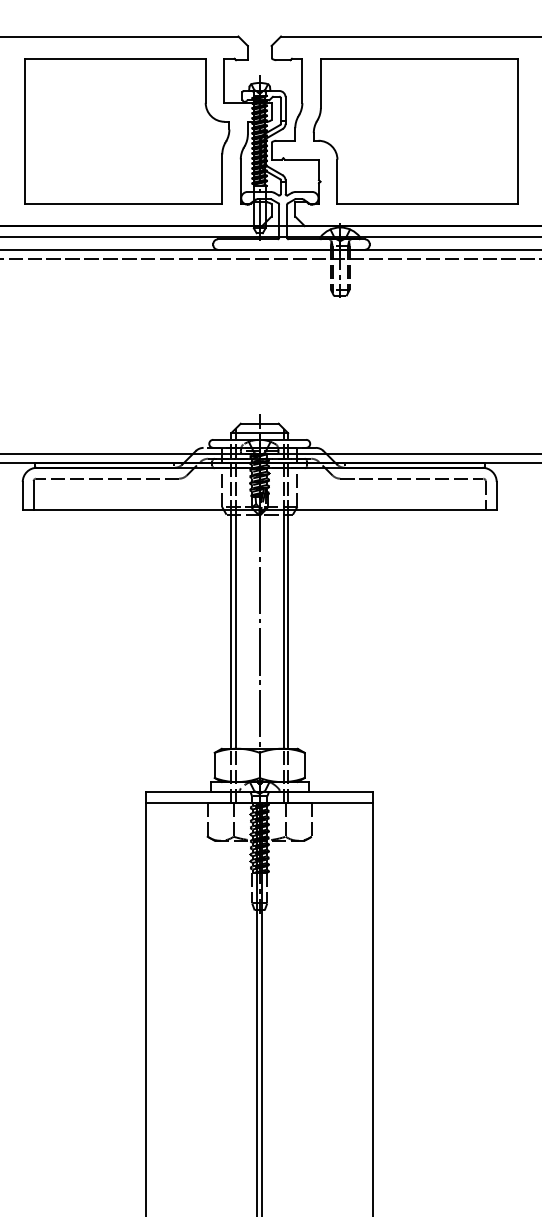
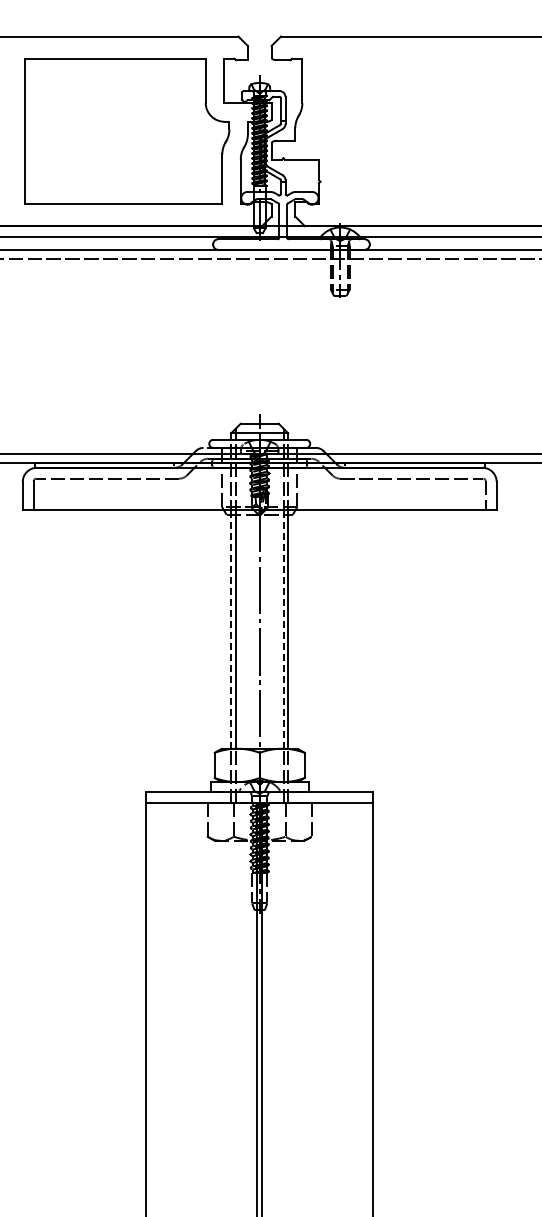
part: present -> none (415, 131)
line: solid -> dashed (231, 631)
line: solid -> dashed (283, 631)
